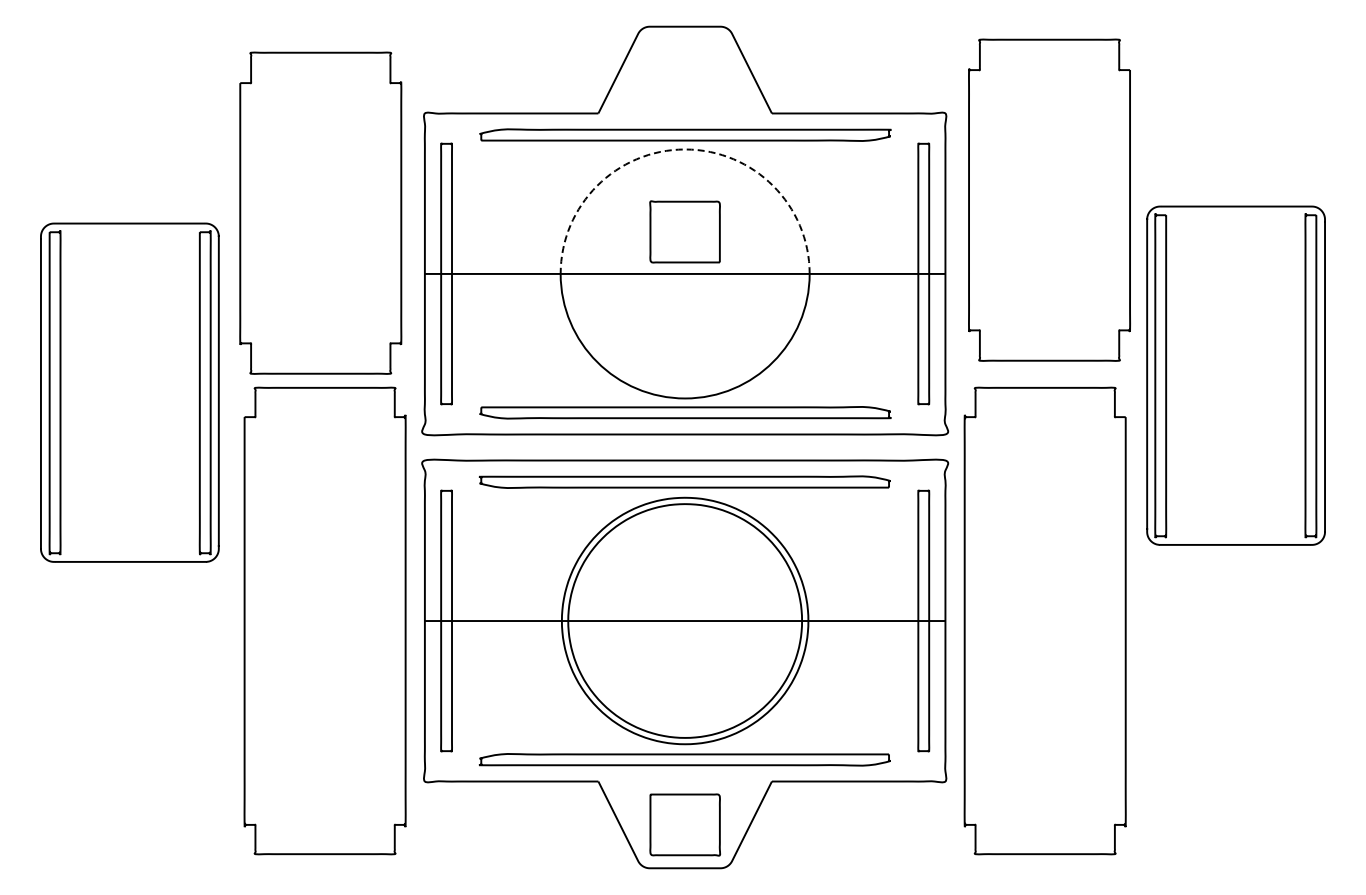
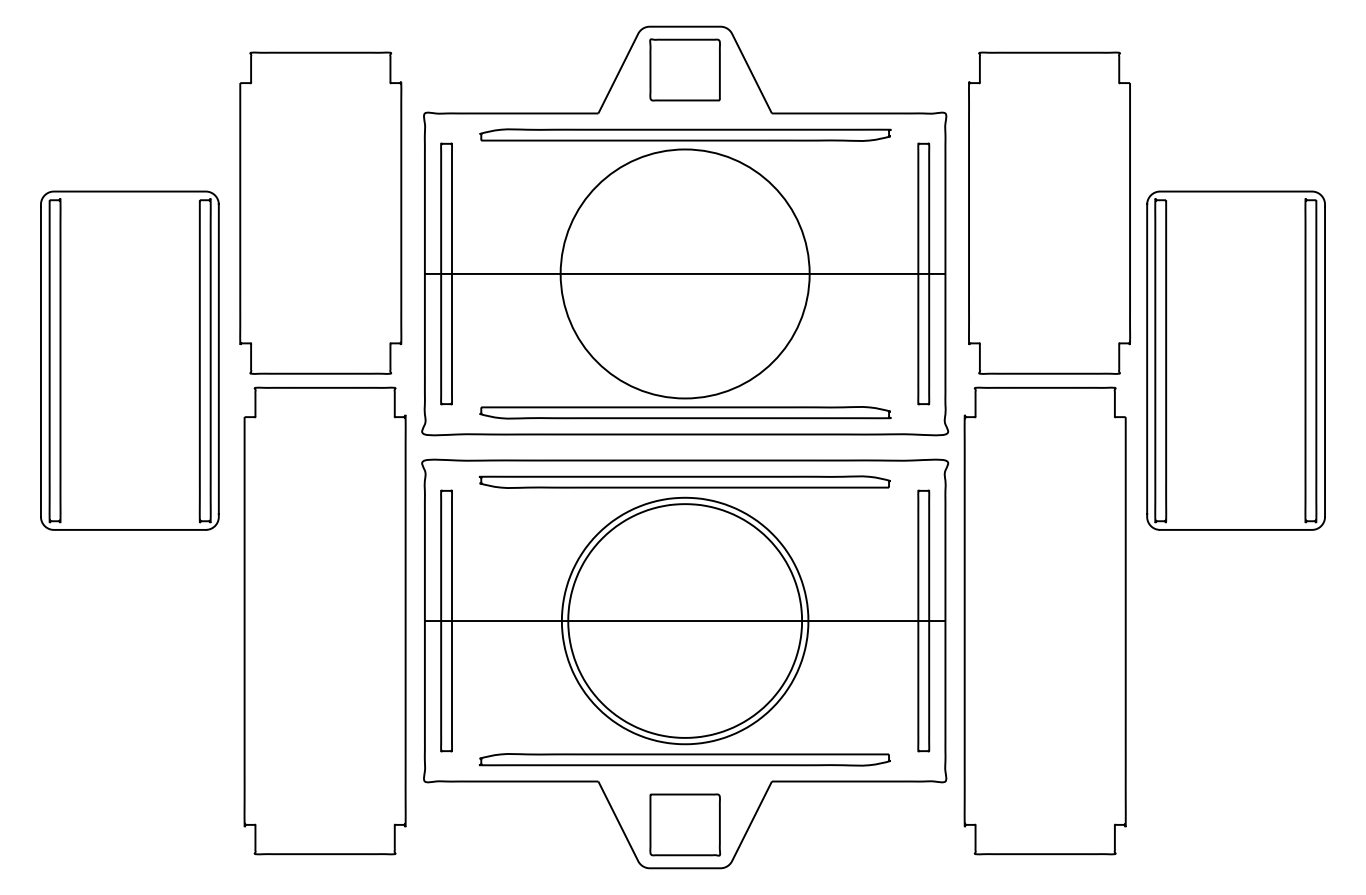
arc: dashed -> solid (685, 149)
part position: (1049, 199) -> (1049, 212) (1049, 212)
part position: (684, 231) -> (684, 69) (684, 69)
part position: (1235, 375) -> (1235, 360) (1235, 360)
part position: (129, 392) -> (129, 360) (129, 360)
